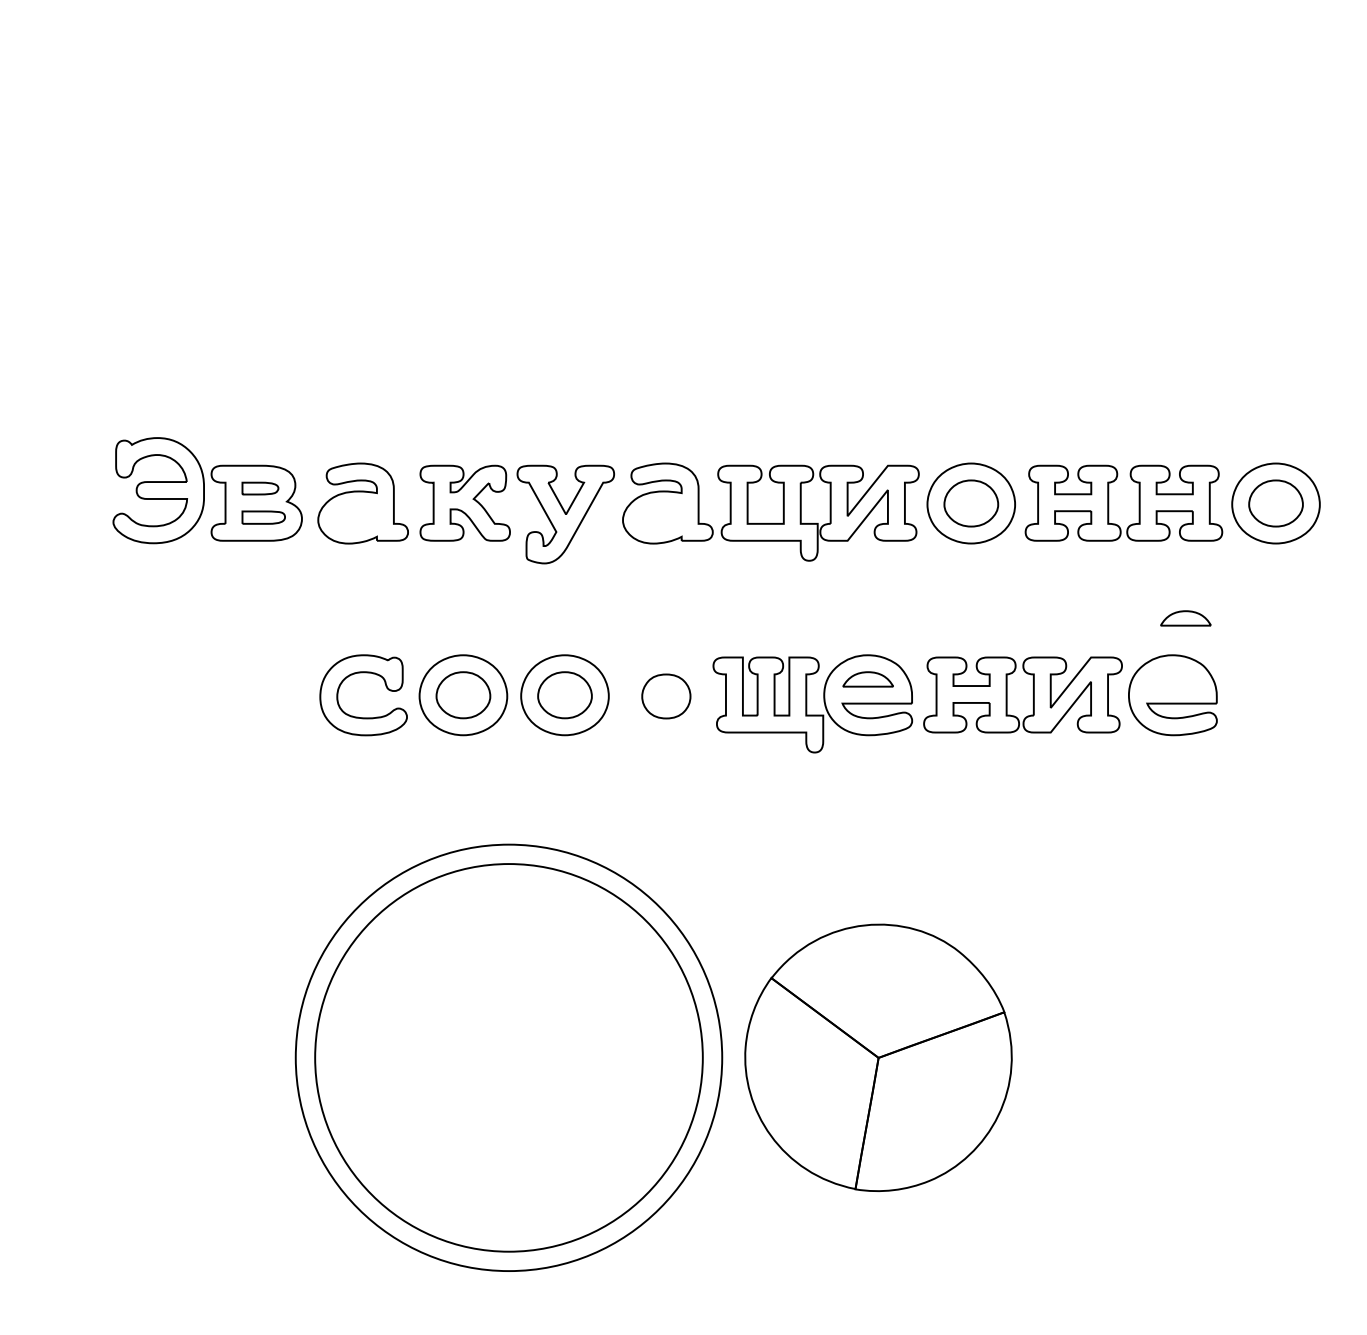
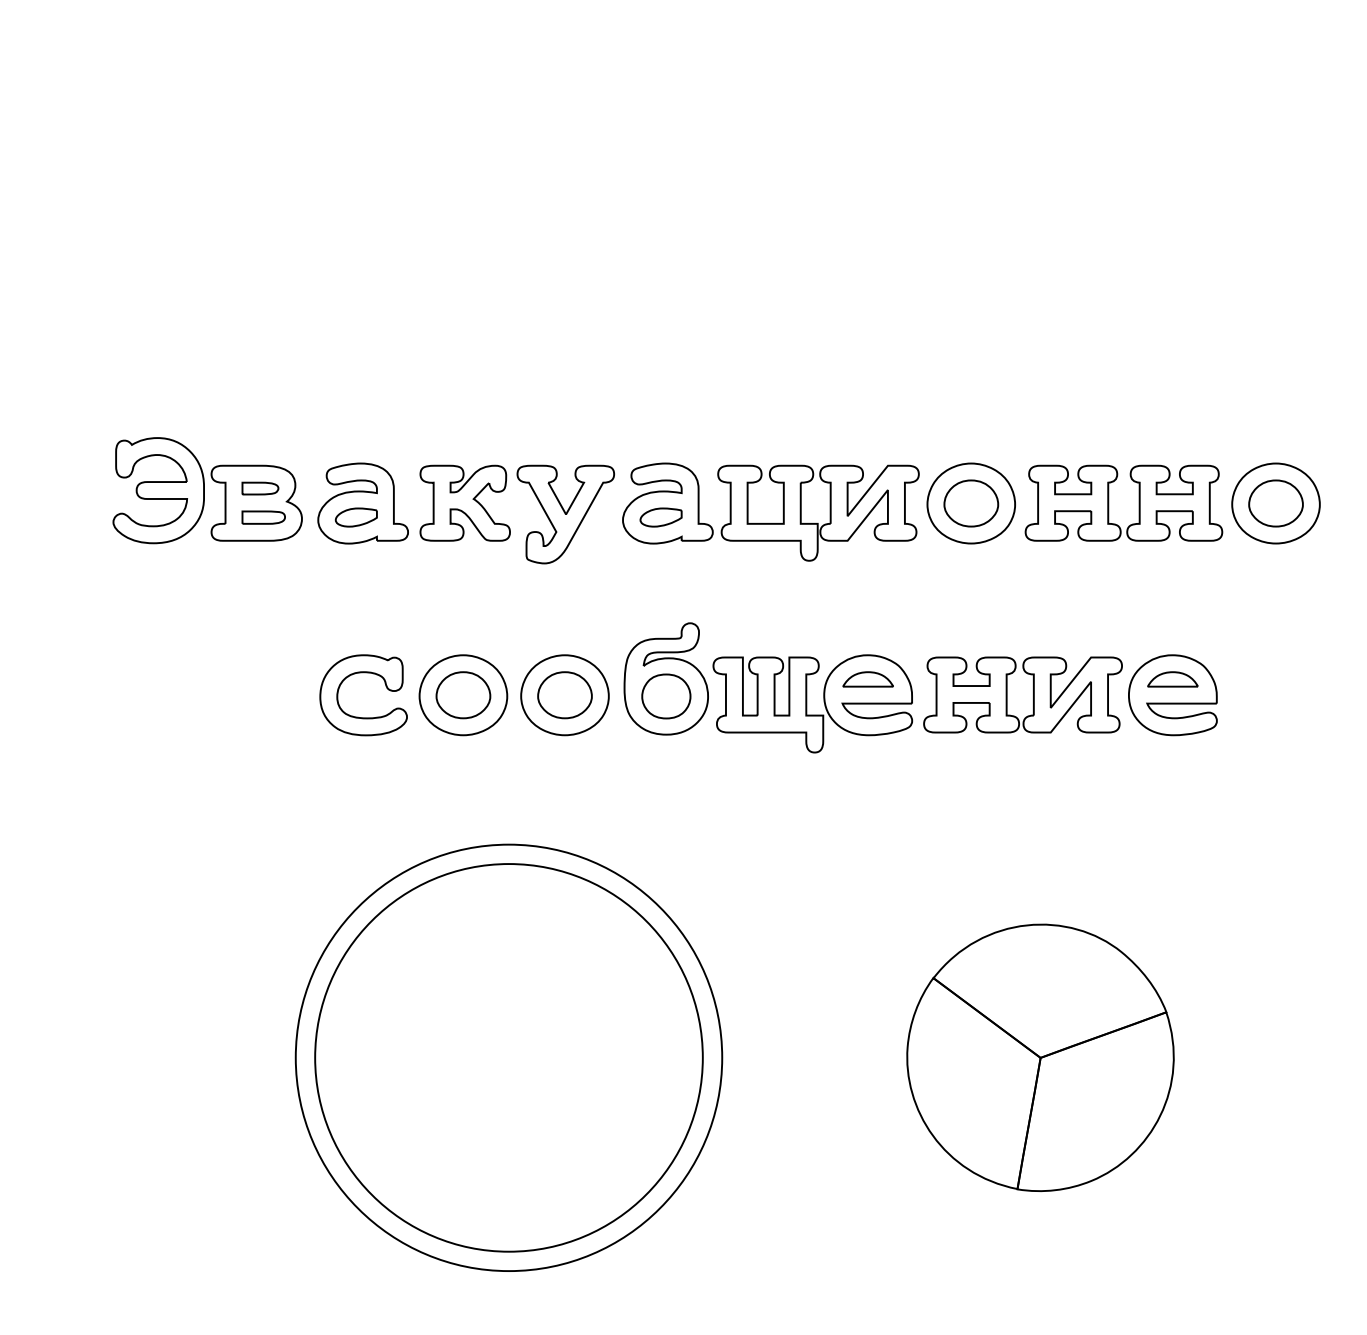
part: none -> present (355, 517)
part: none -> present (660, 517)
part position: (1185, 618) -> (1172, 679) (1172, 679)
part: none -> present (665, 678)
part position: (878, 1057) -> (1040, 1057) (1040, 1057)
